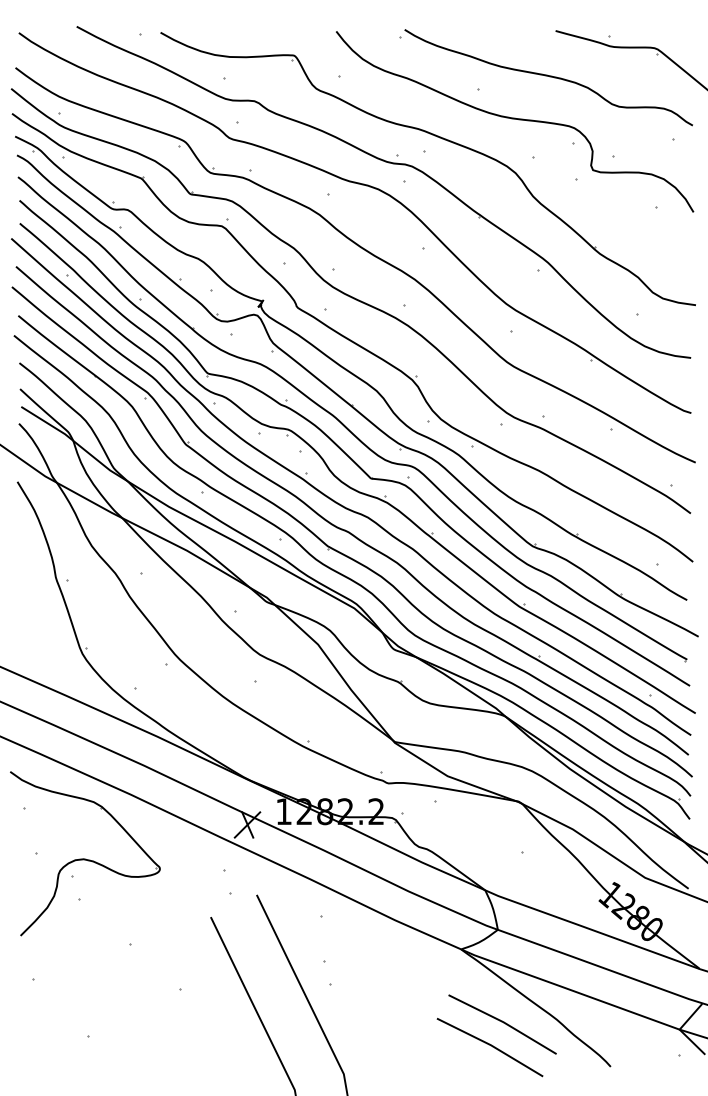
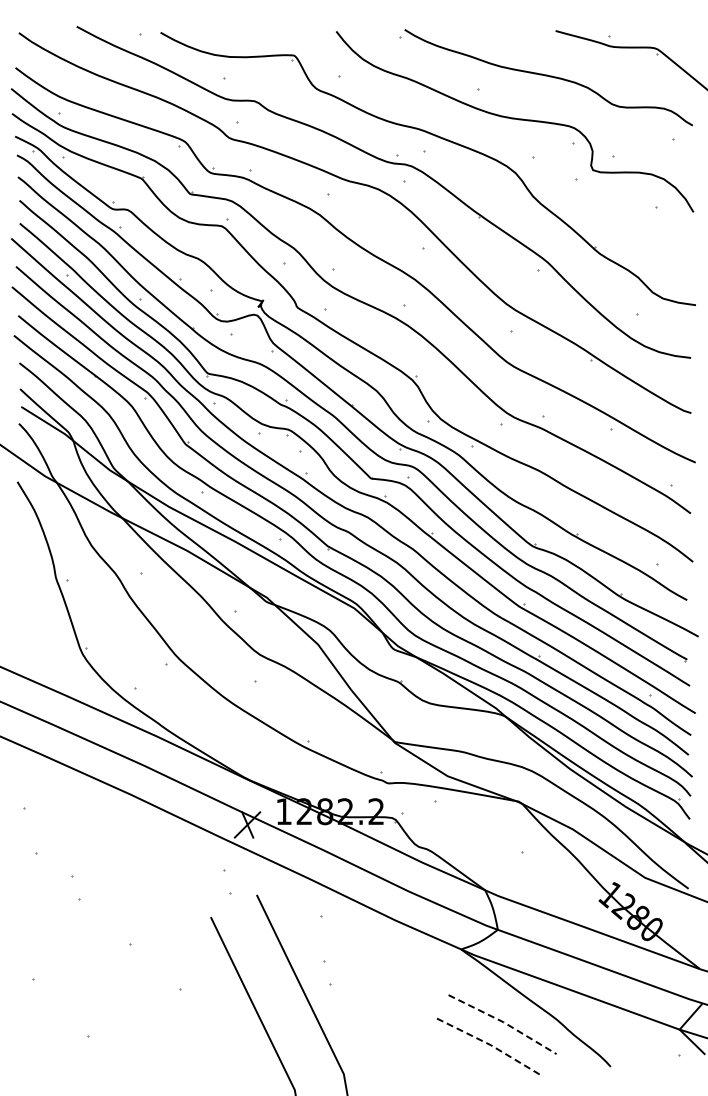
part: present -> none (85, 853)
line: solid -> dashed (503, 1022)
line: solid -> dashed (491, 1045)
